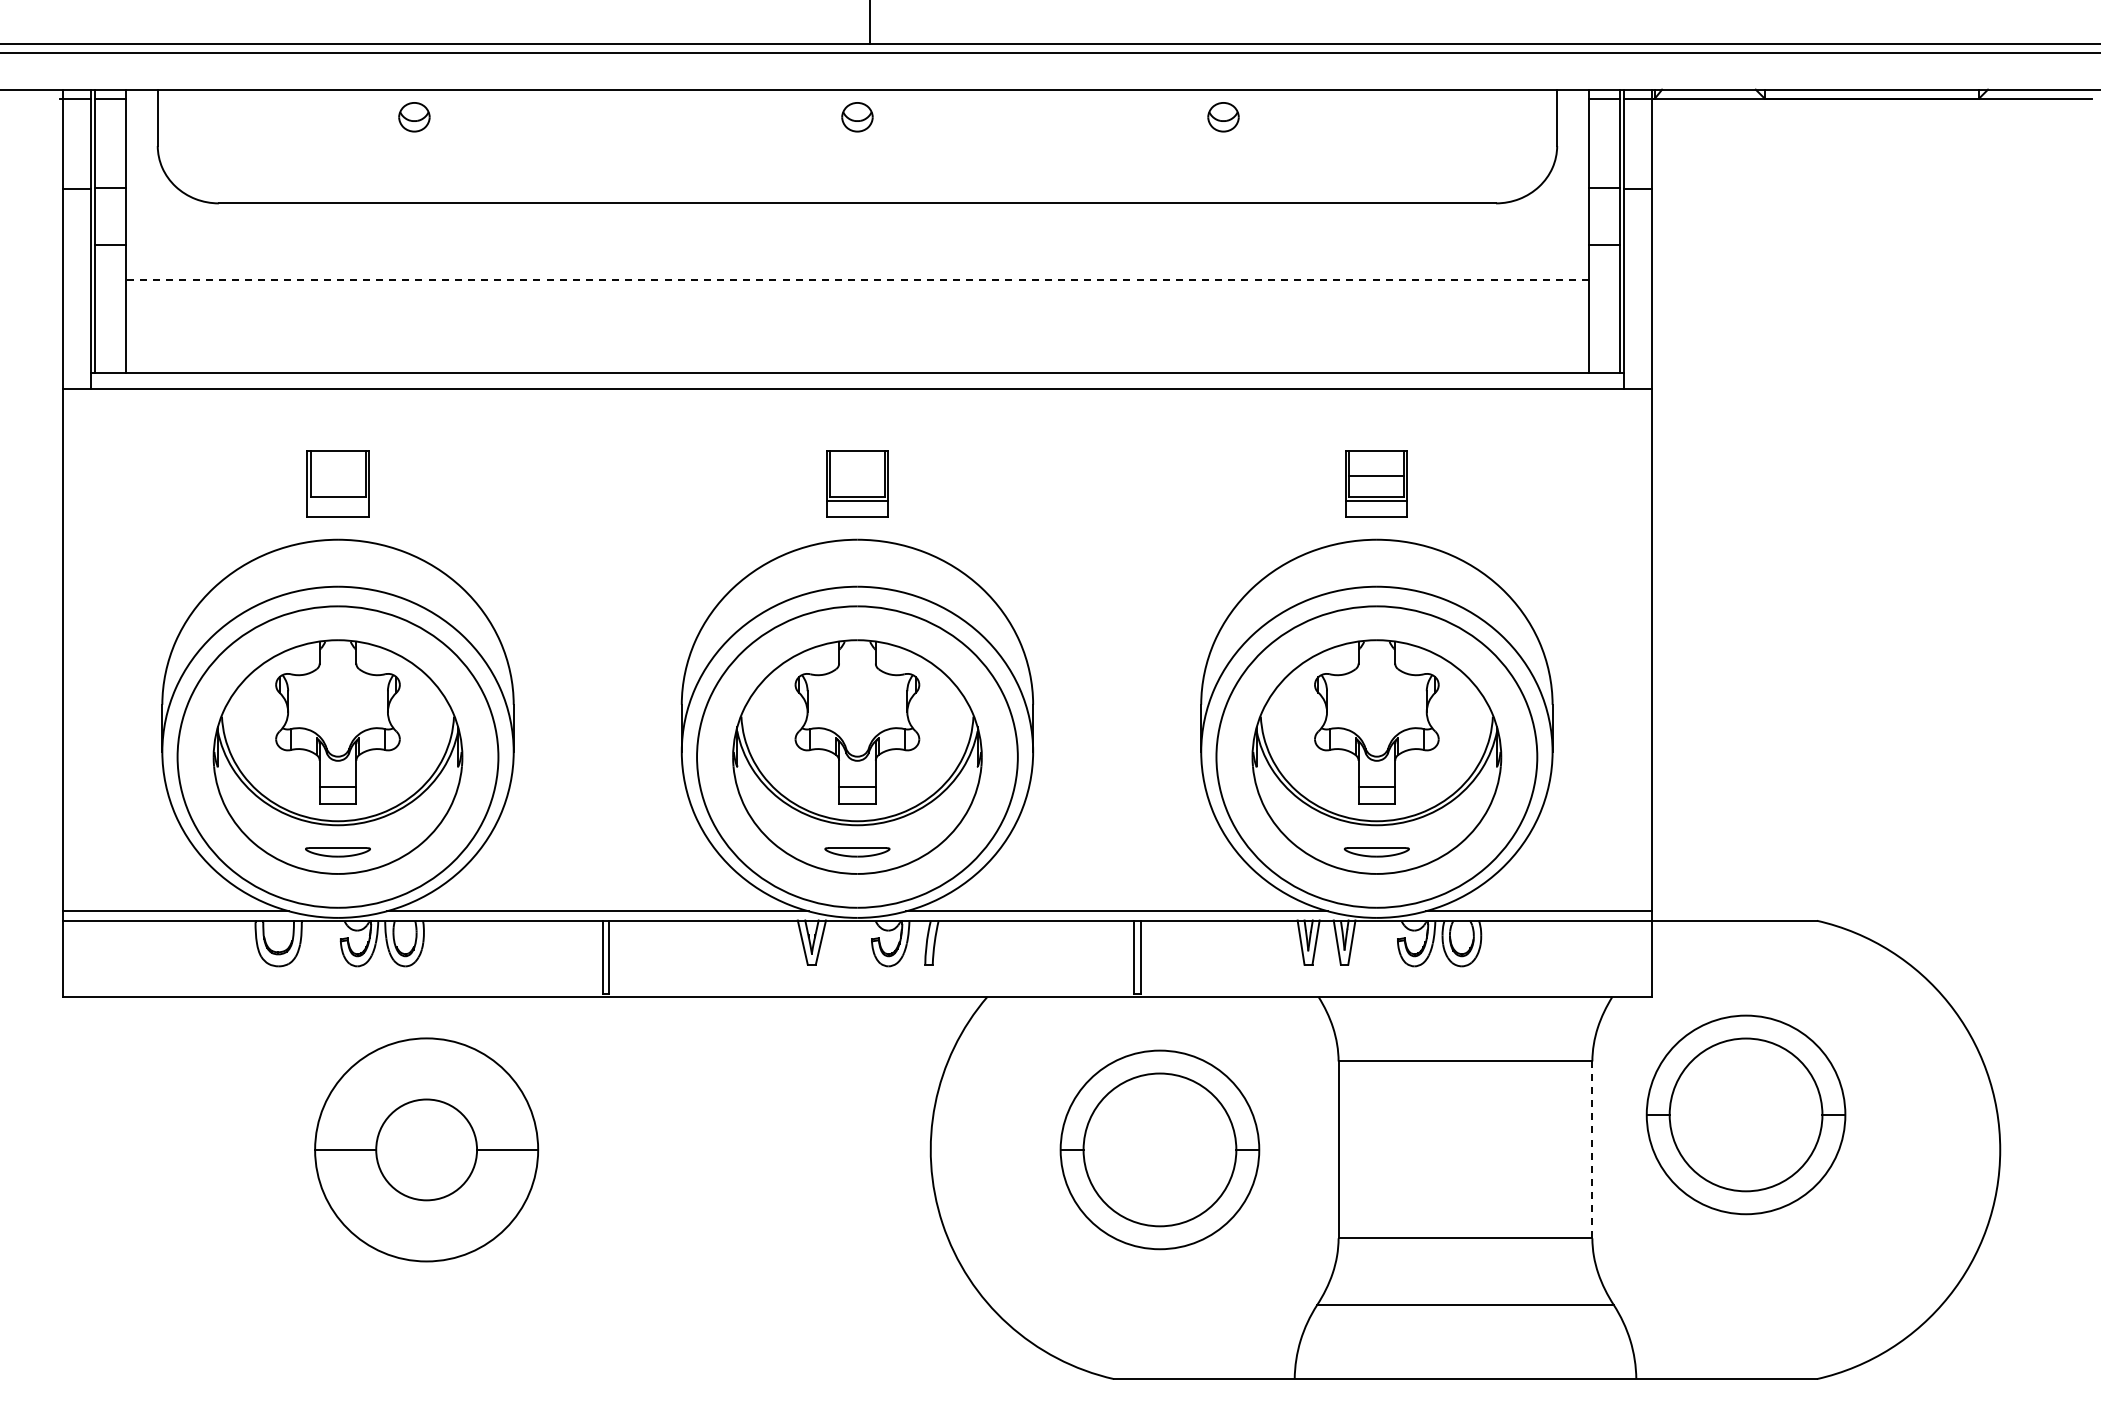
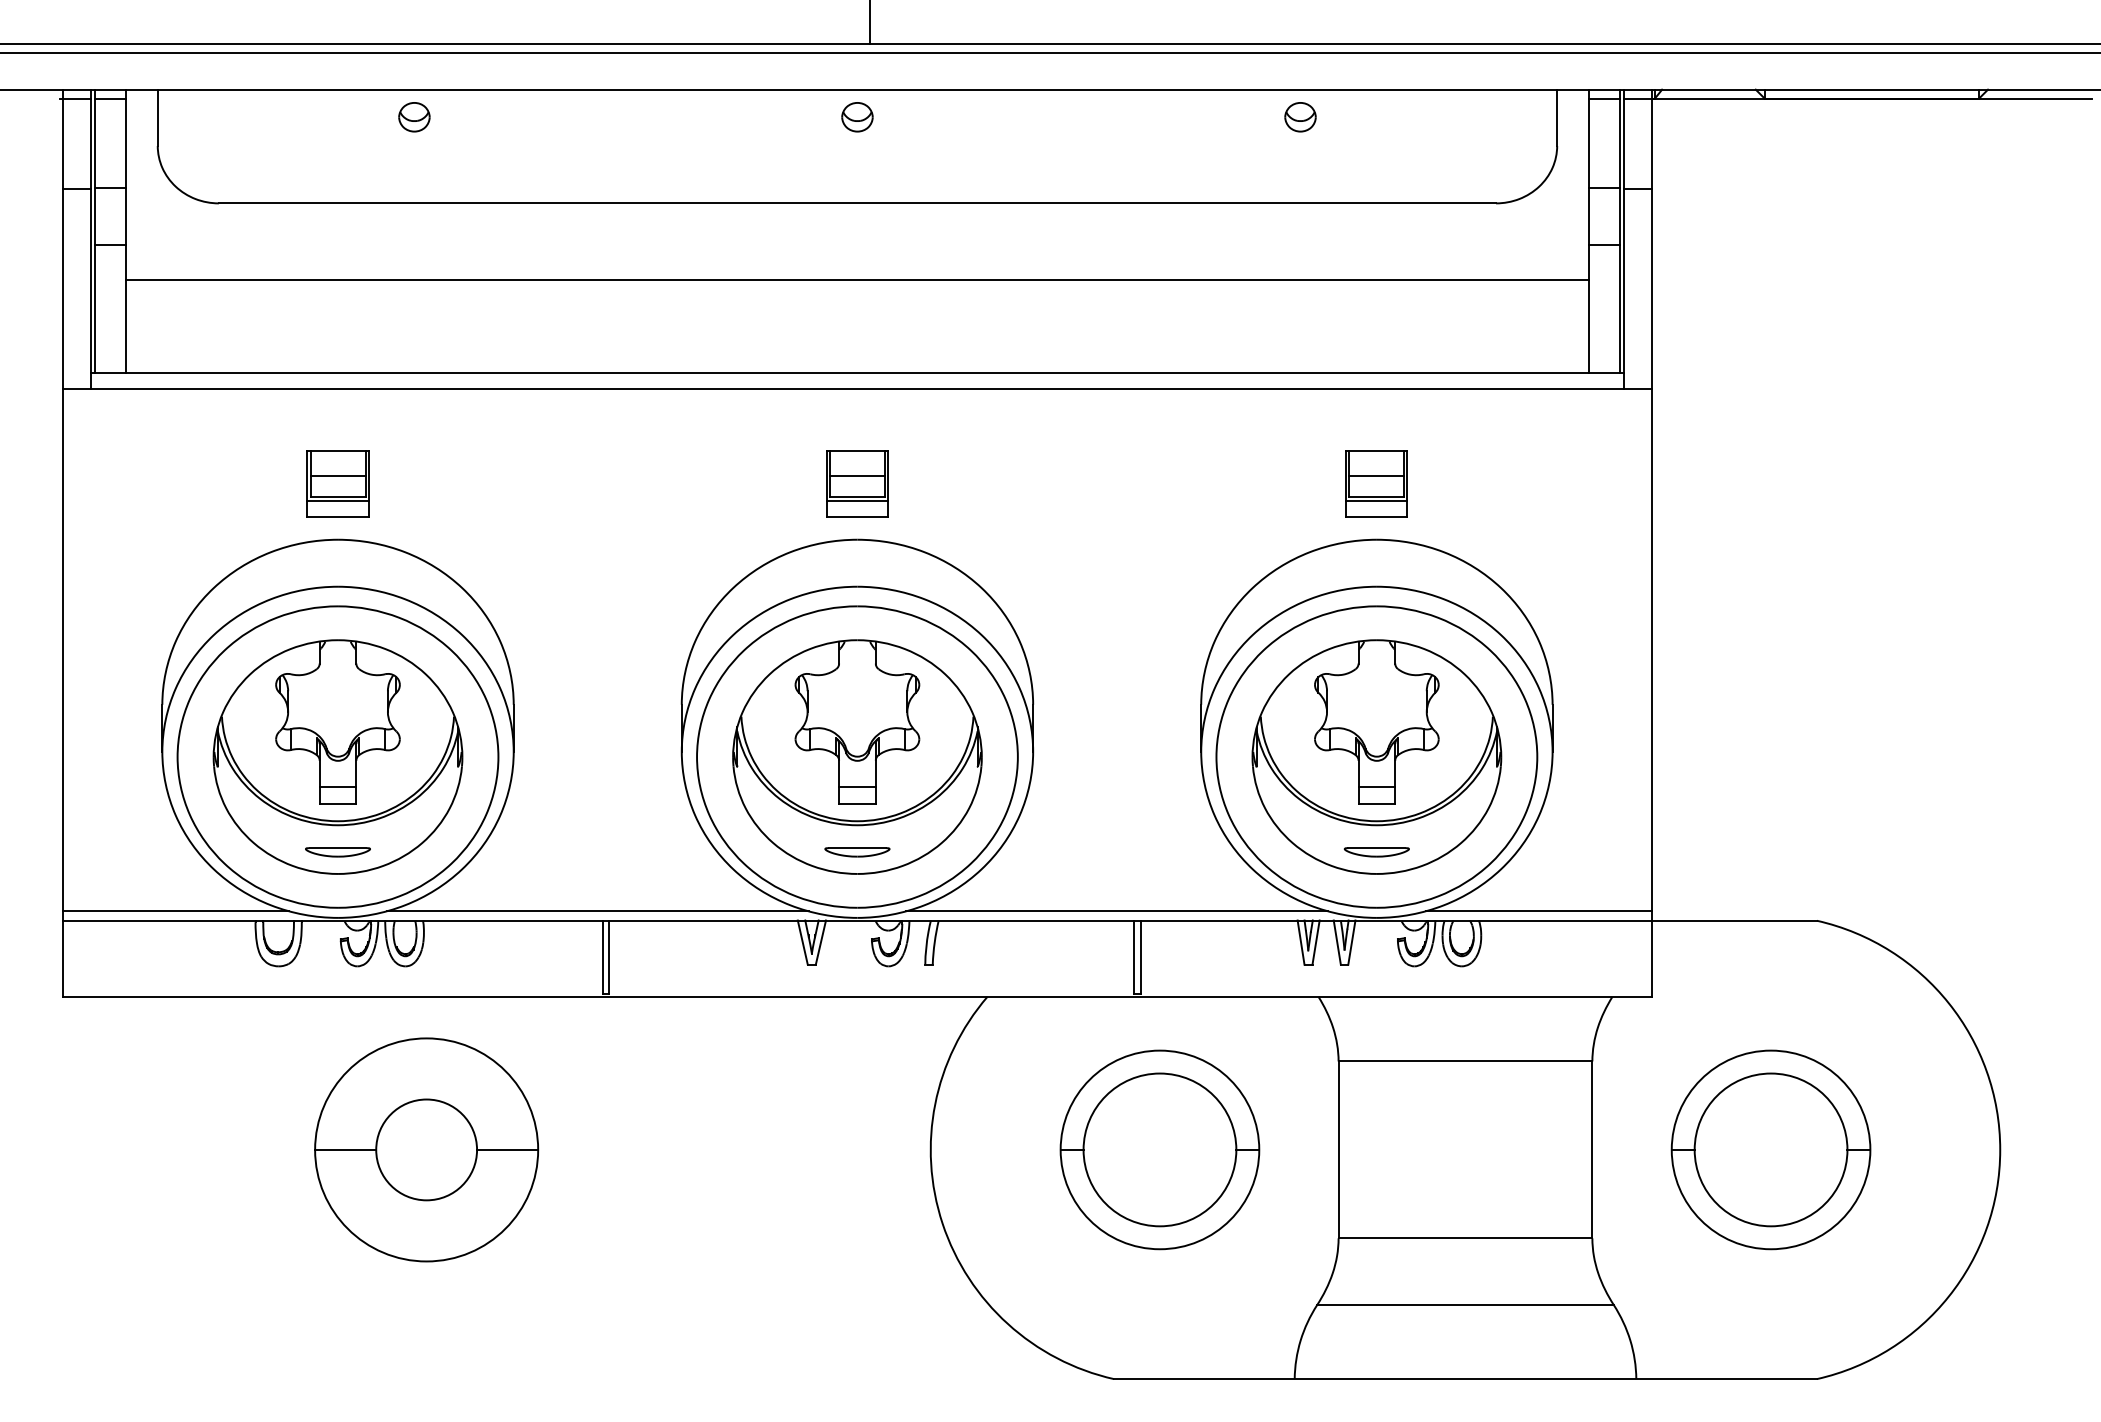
part position: (1223, 117) -> (1300, 117) (1300, 117)
line: dashed -> solid (857, 280)
line: none -> present (337, 476)
line: none -> present (856, 476)
line: none -> present (337, 501)
part position: (1745, 1114) -> (1770, 1149) (1770, 1149)
line: dashed -> solid (1592, 1149)
